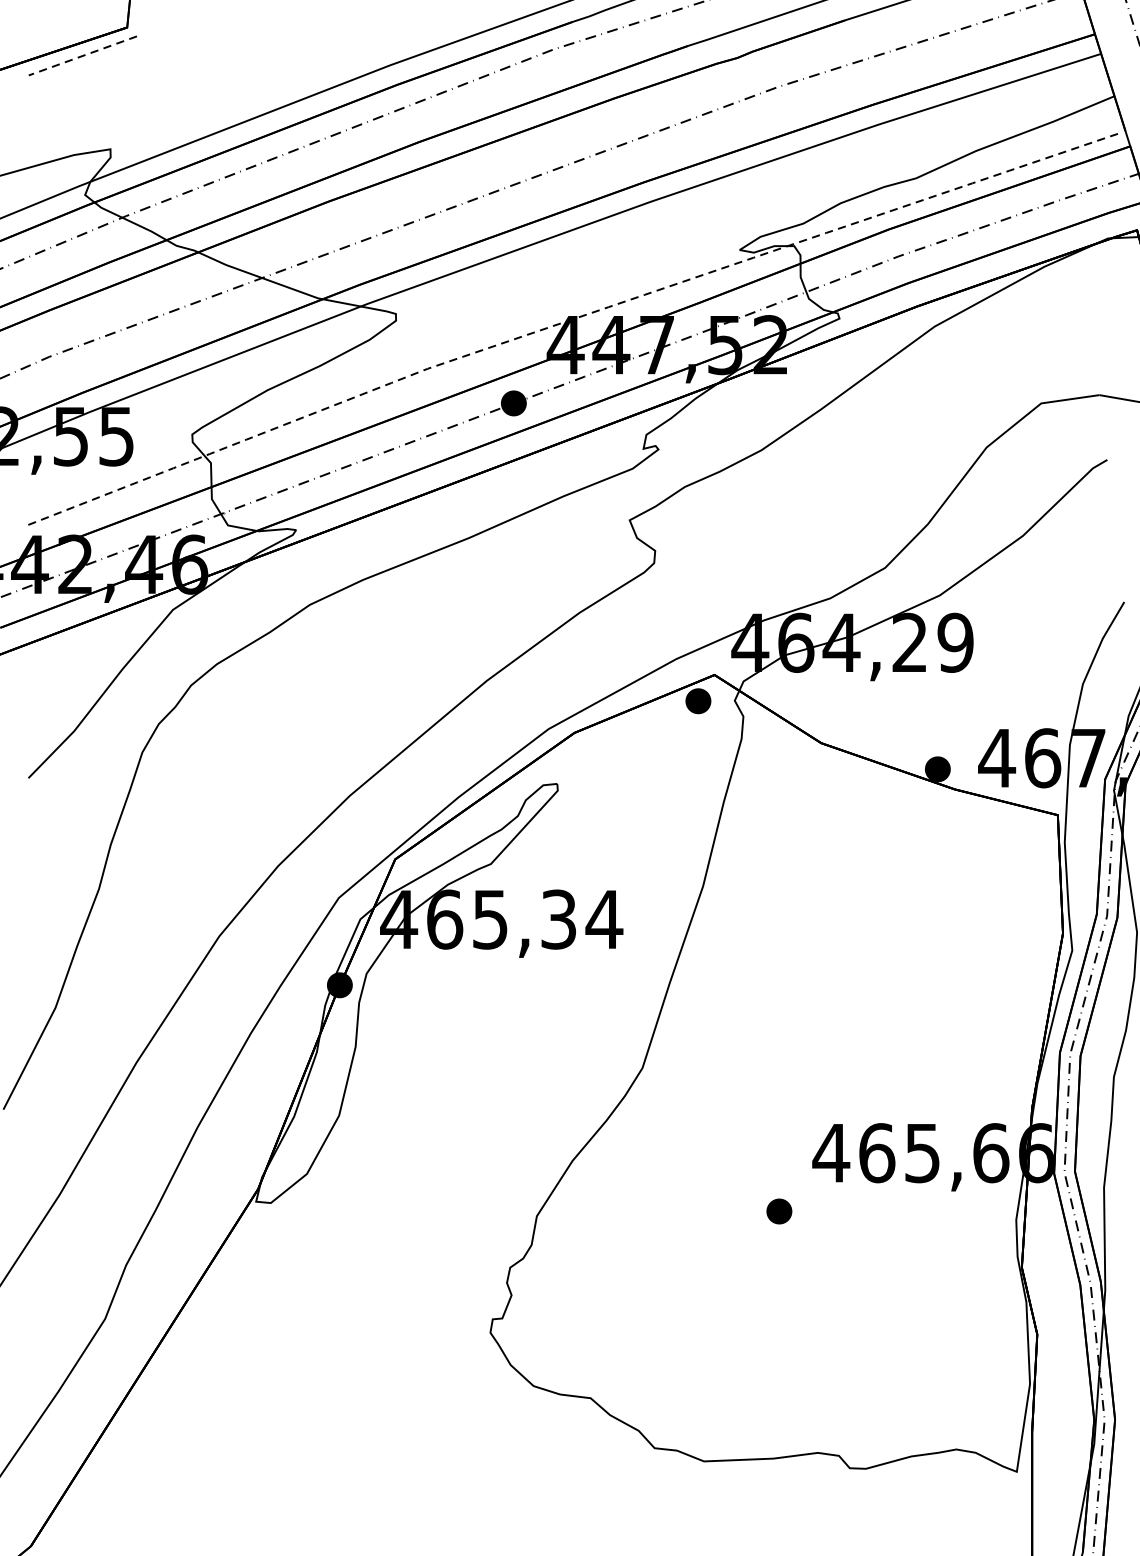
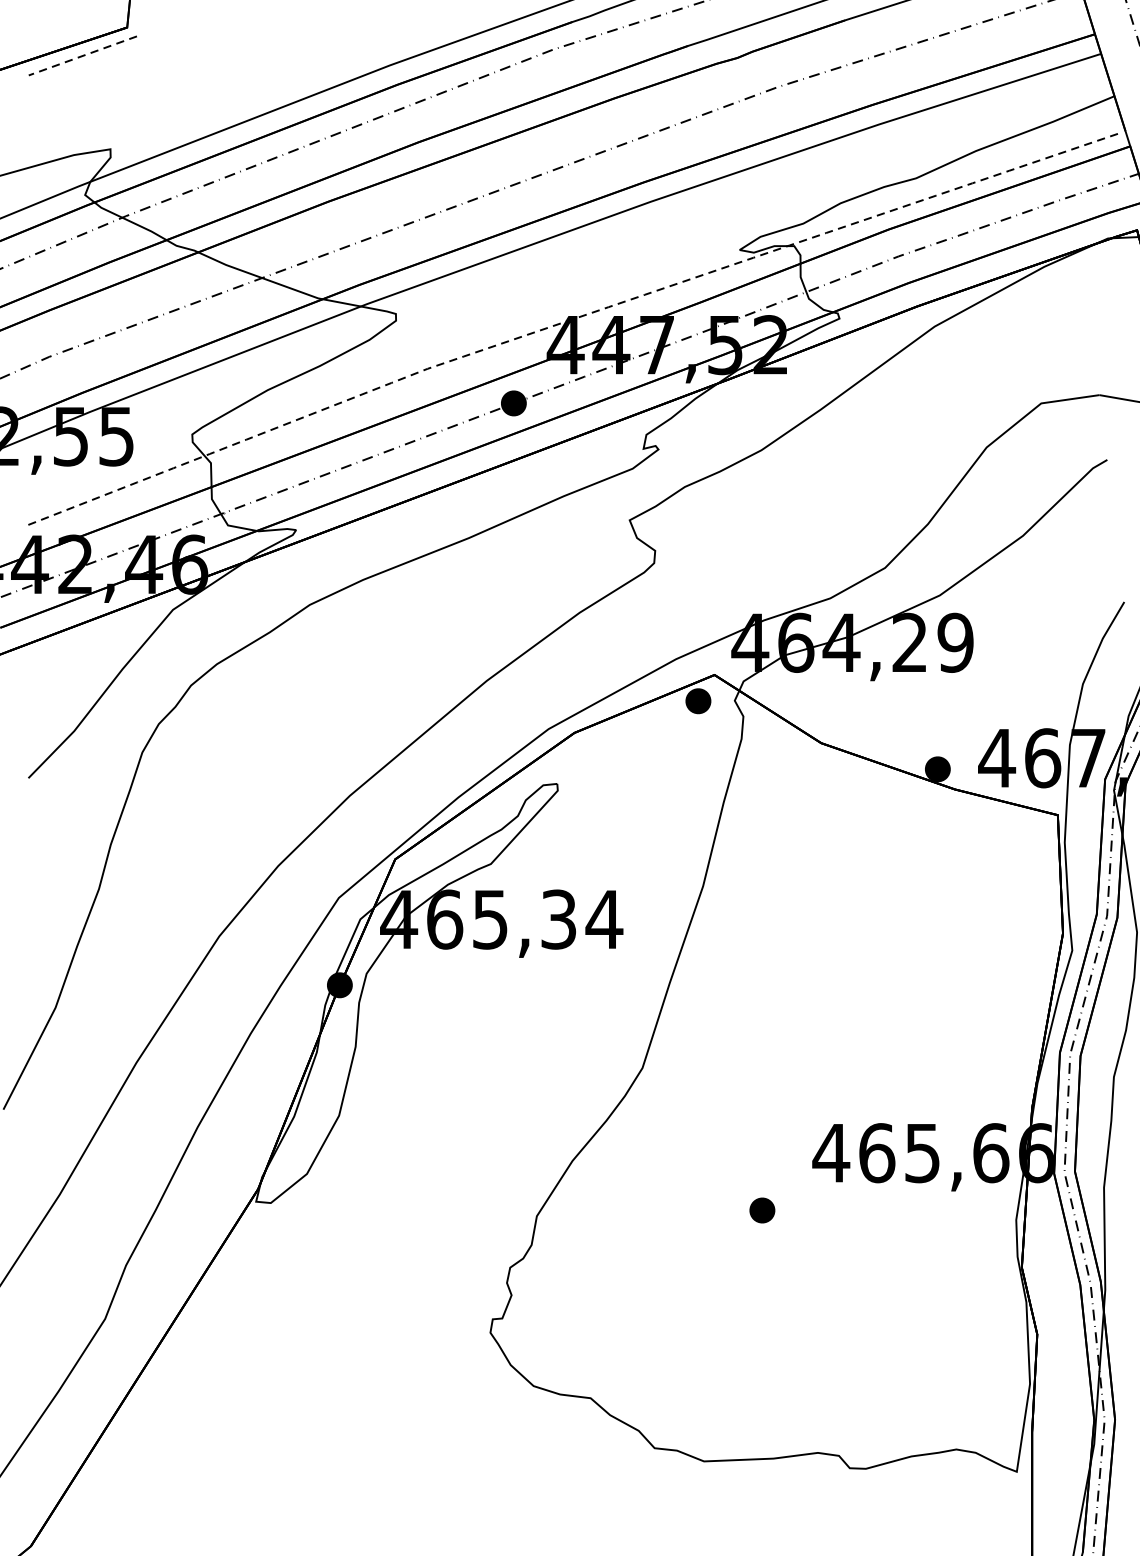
part position: (779, 1211) -> (762, 1210) (762, 1210)
